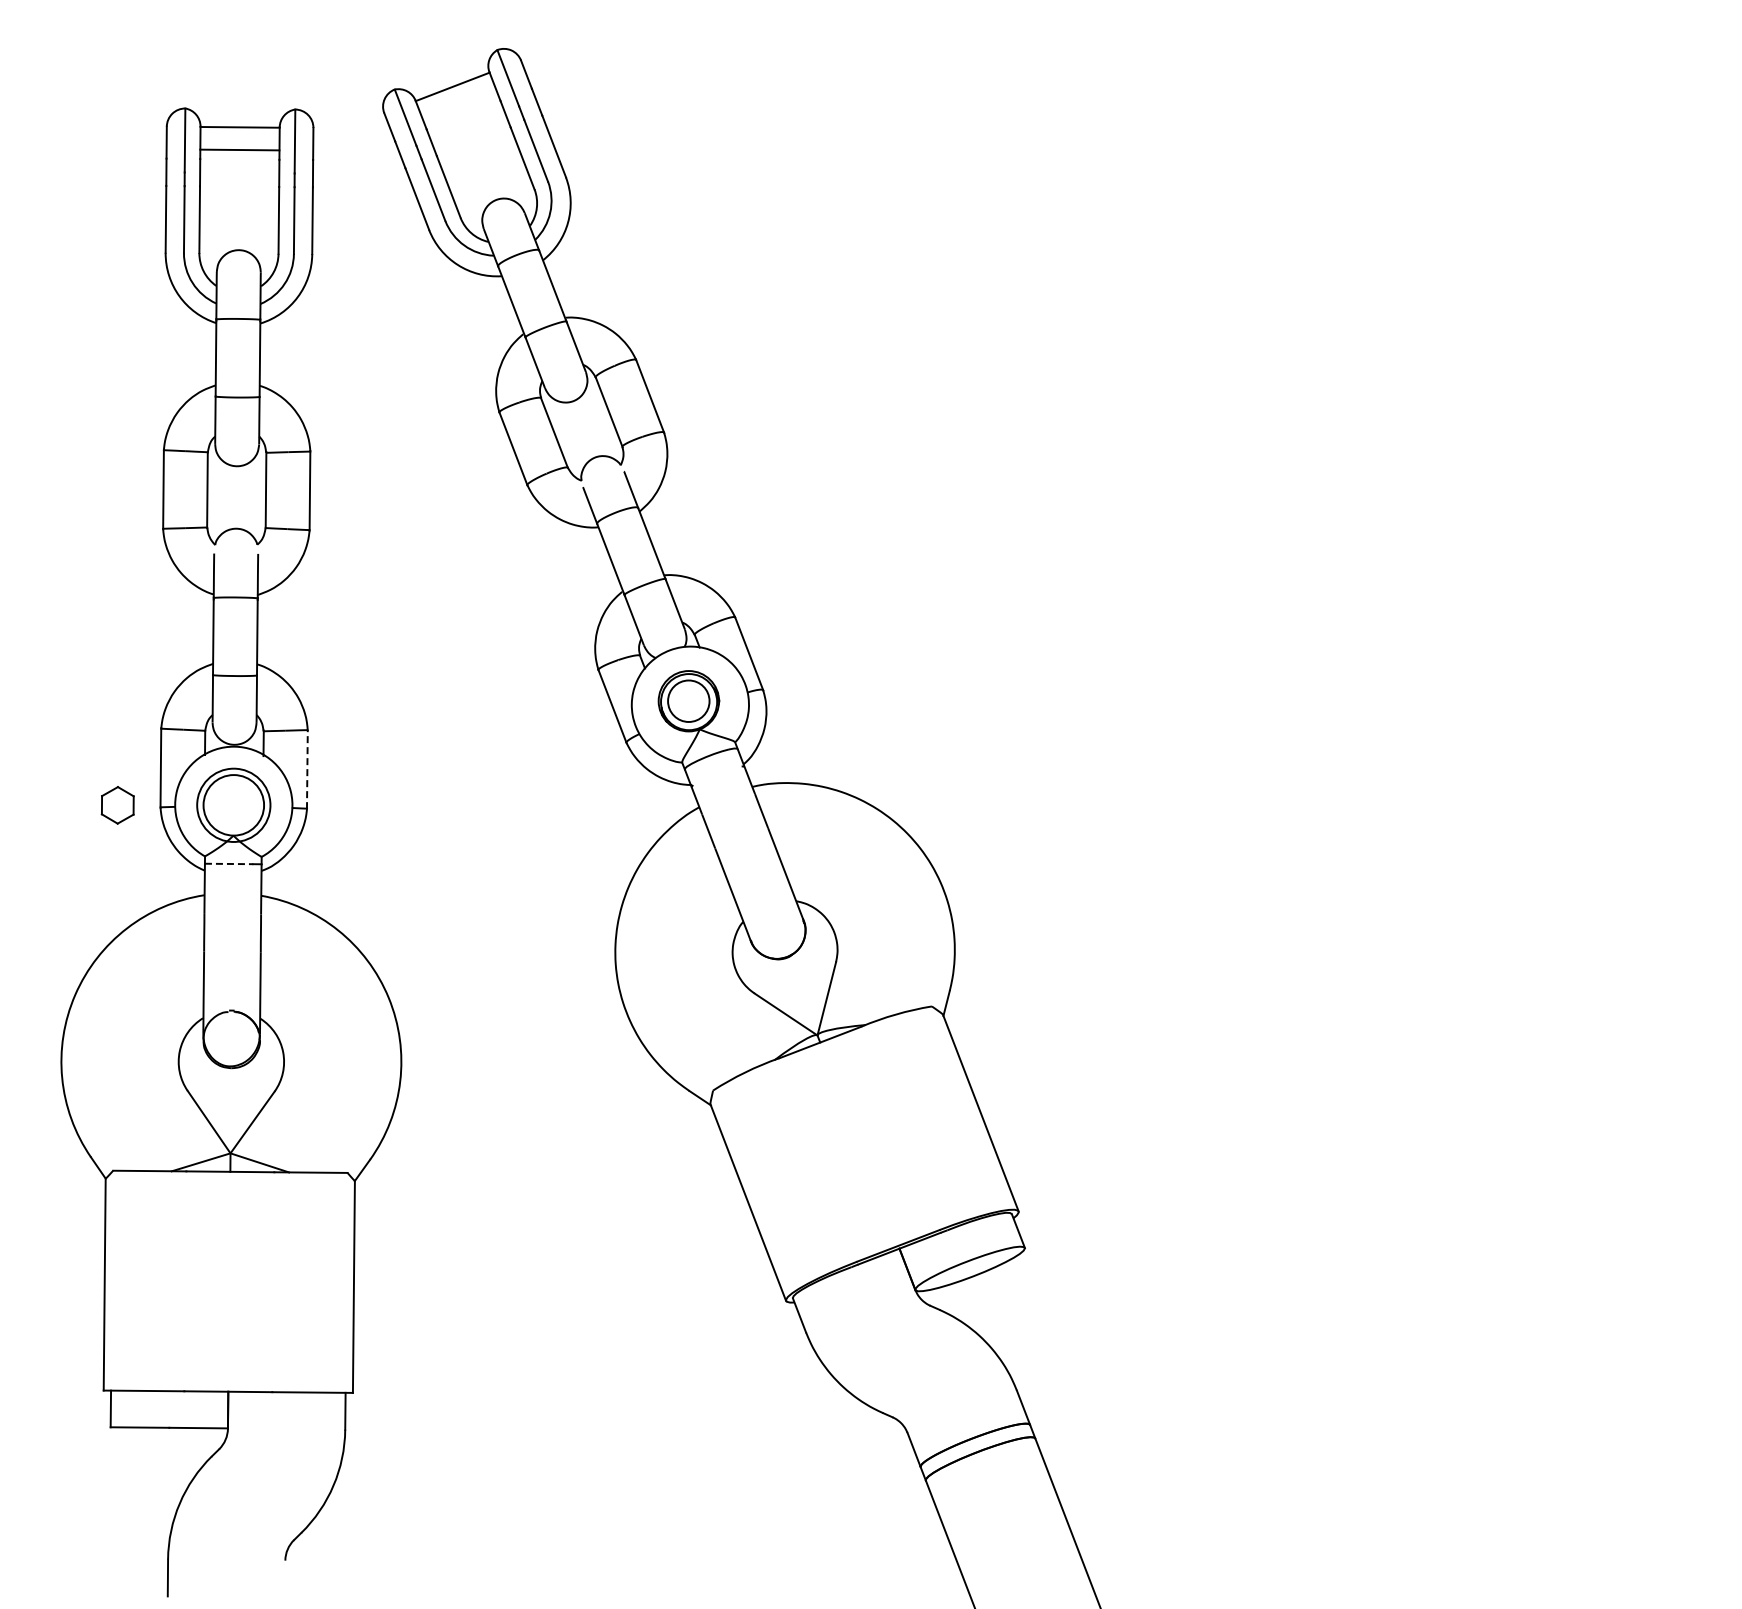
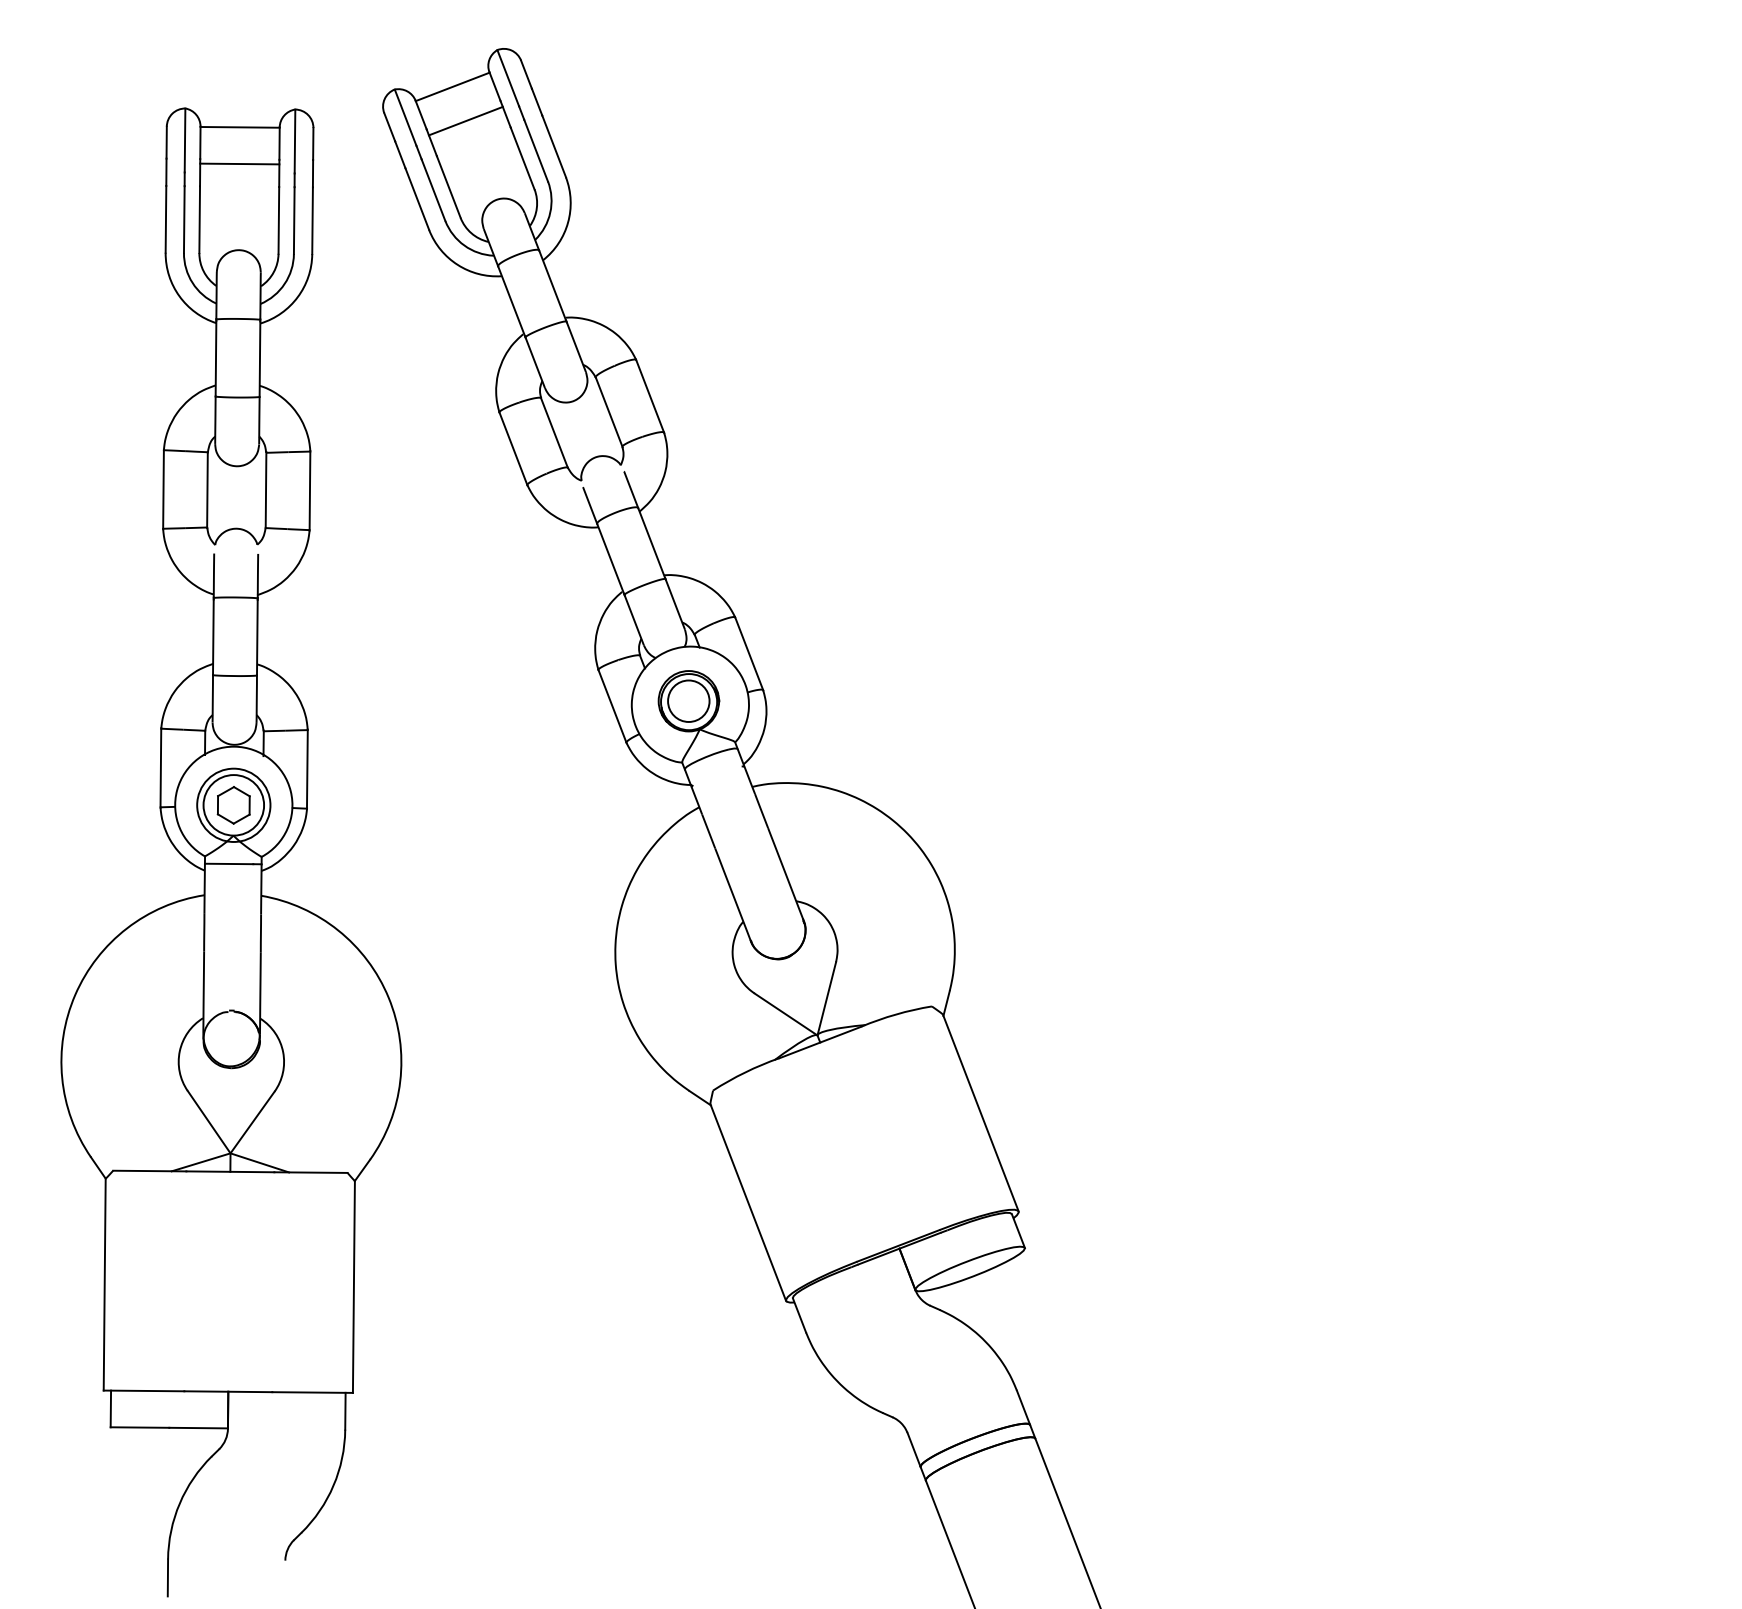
line: none -> present (465, 120)
line position: (239, 149) -> (239, 163) (239, 163)
line: dashed -> solid (307, 769)
part position: (117, 805) -> (233, 805) (233, 805)
line: dashed -> solid (229, 863)
